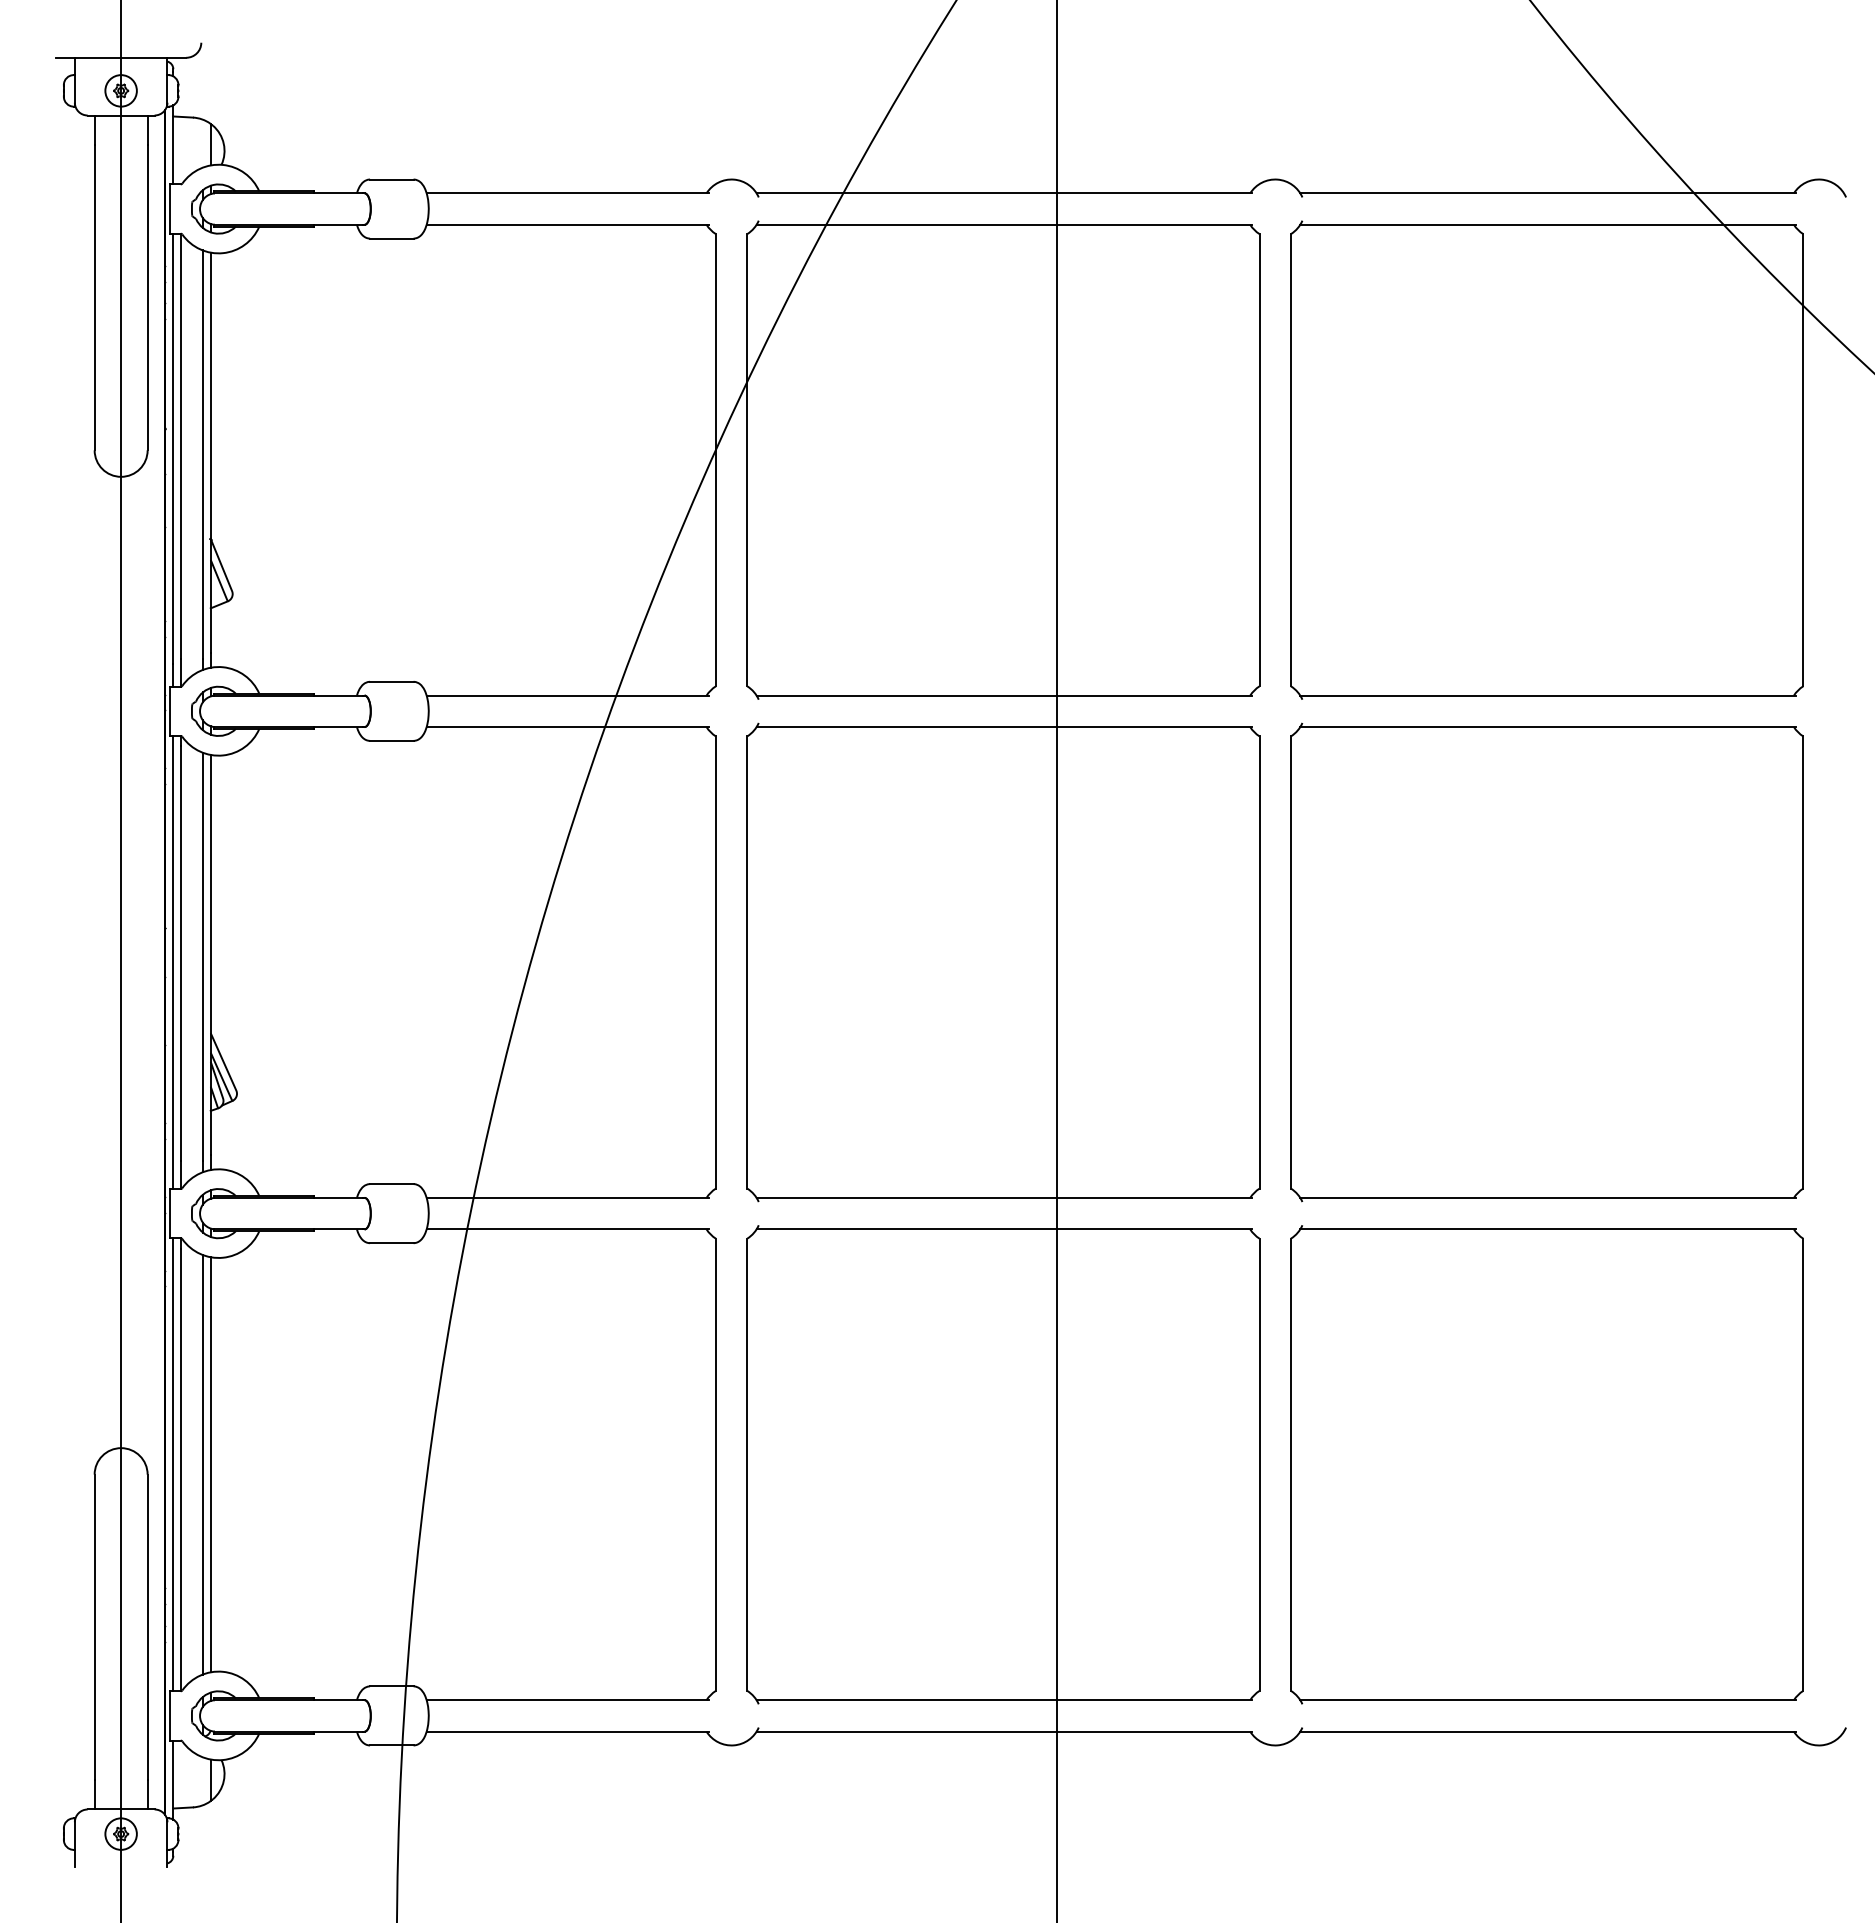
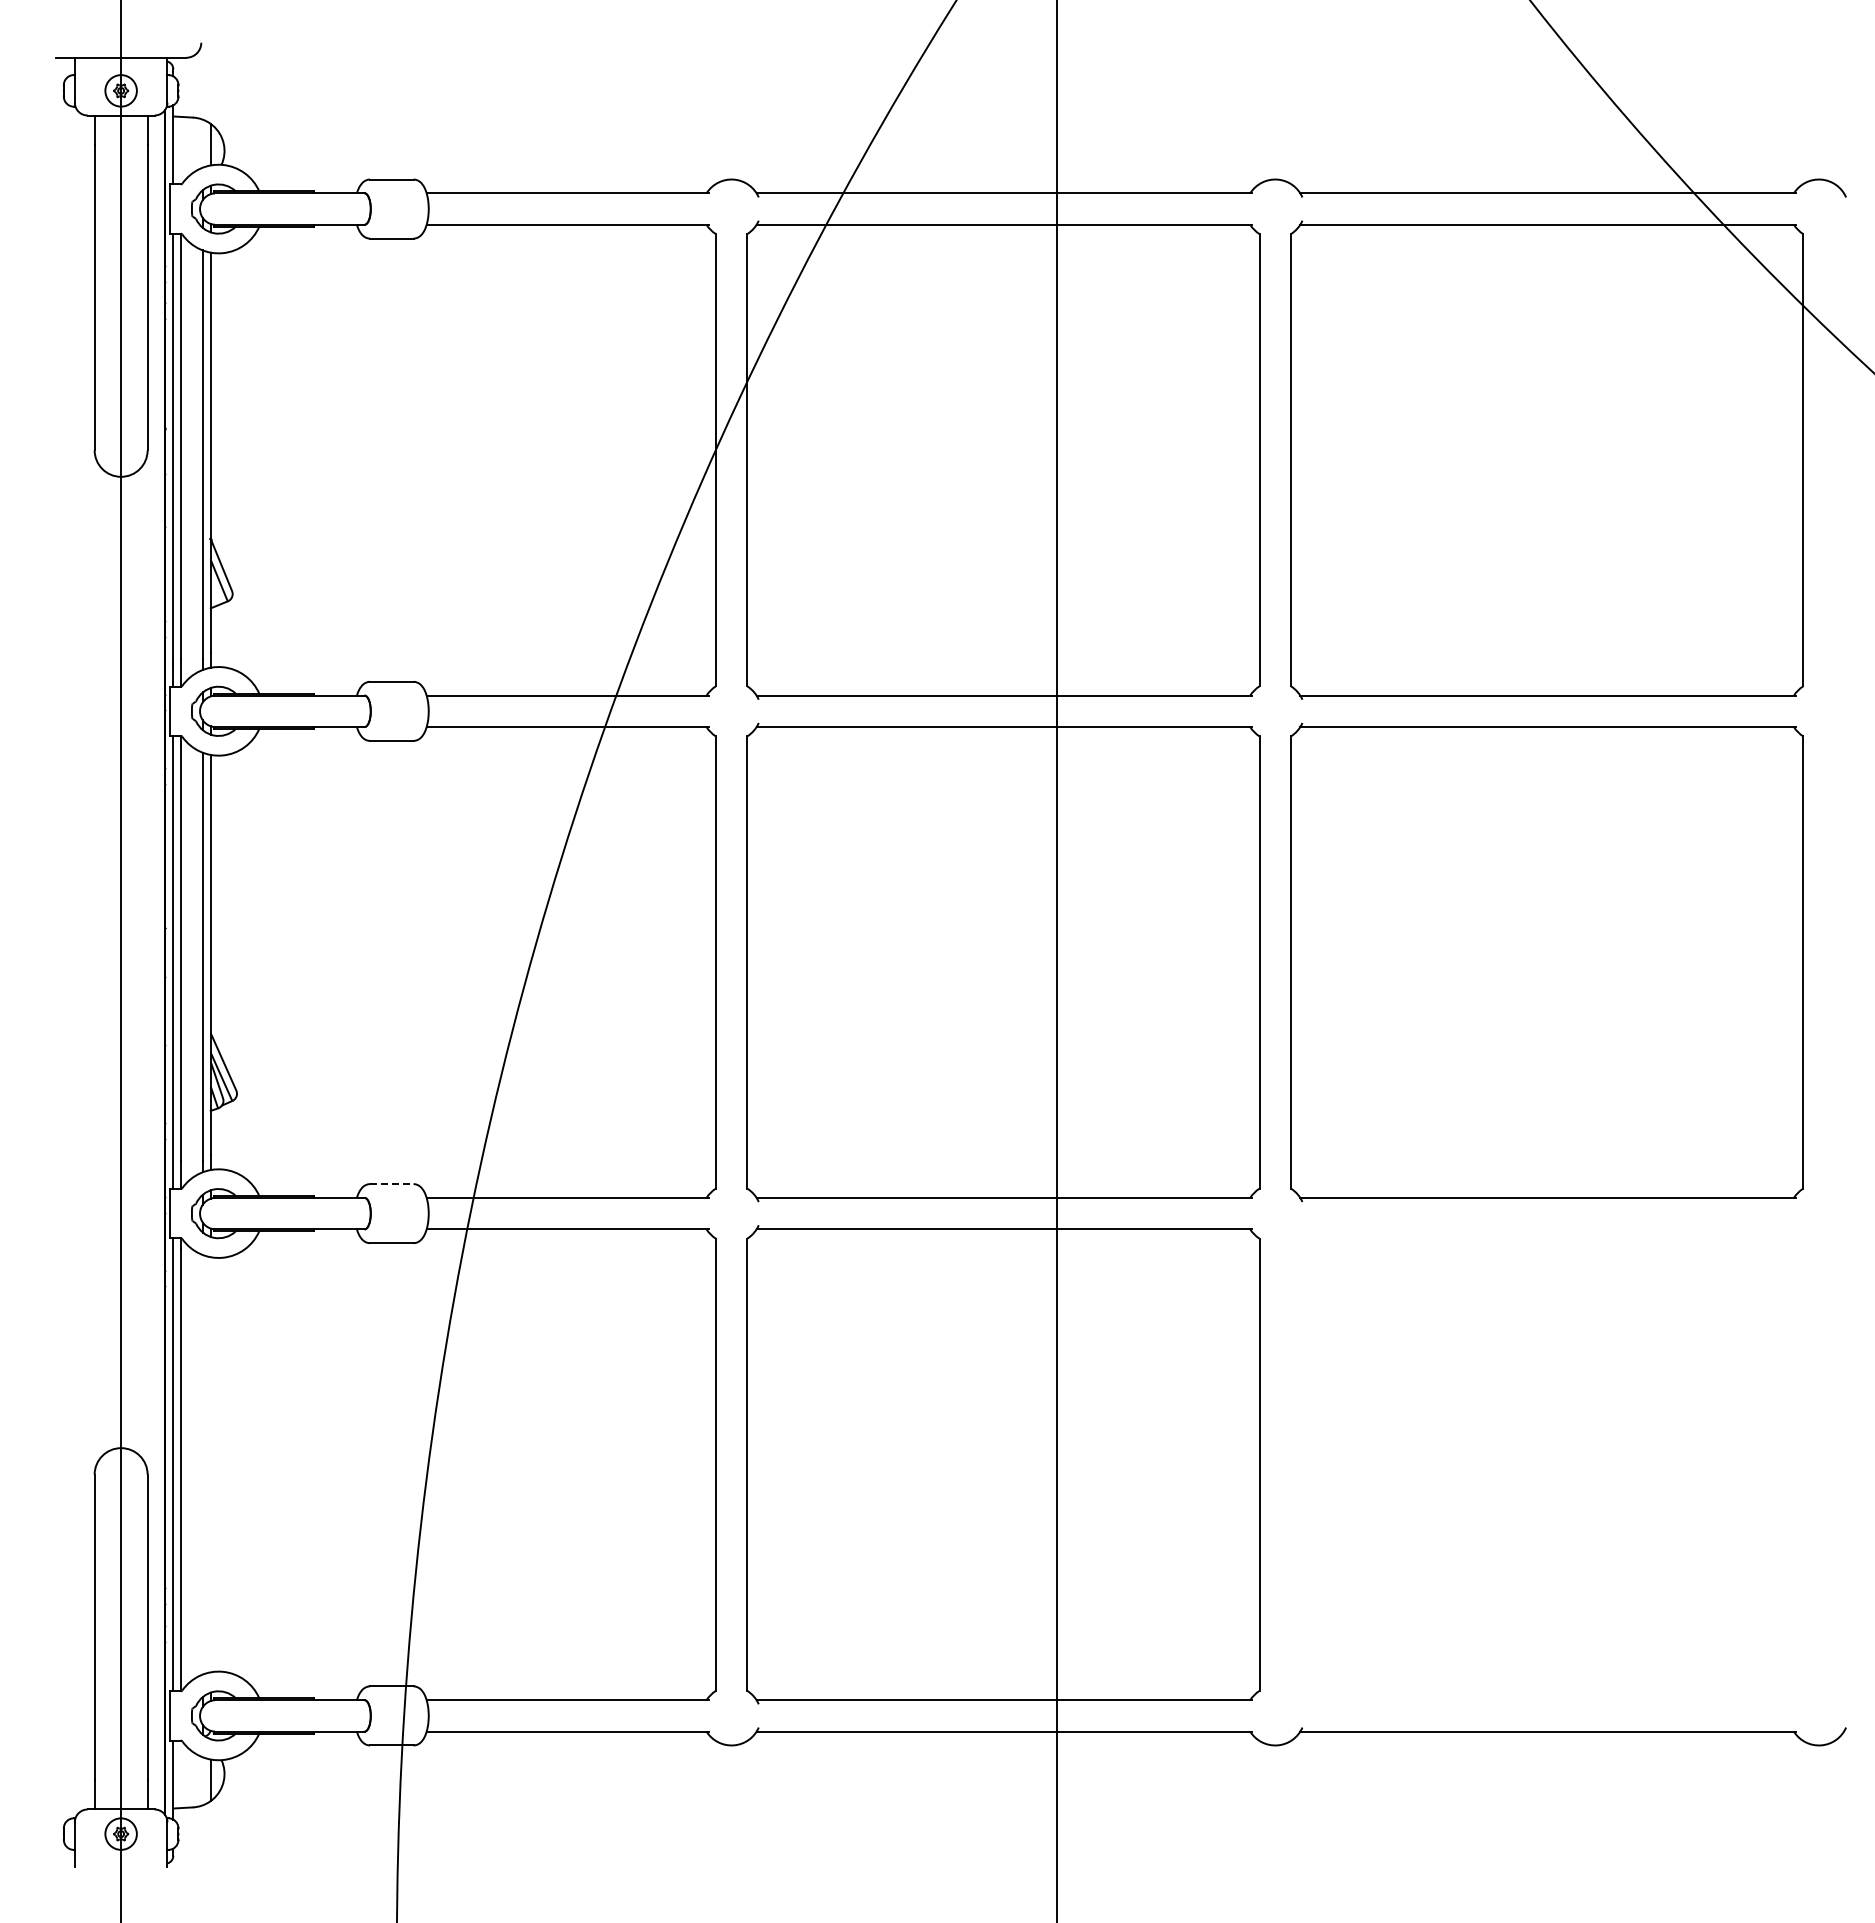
line: solid -> dashed (391, 1184)
line: present -> none (202, 1464)
line: present -> none (210, 1464)
part: present -> none (1546, 1464)
